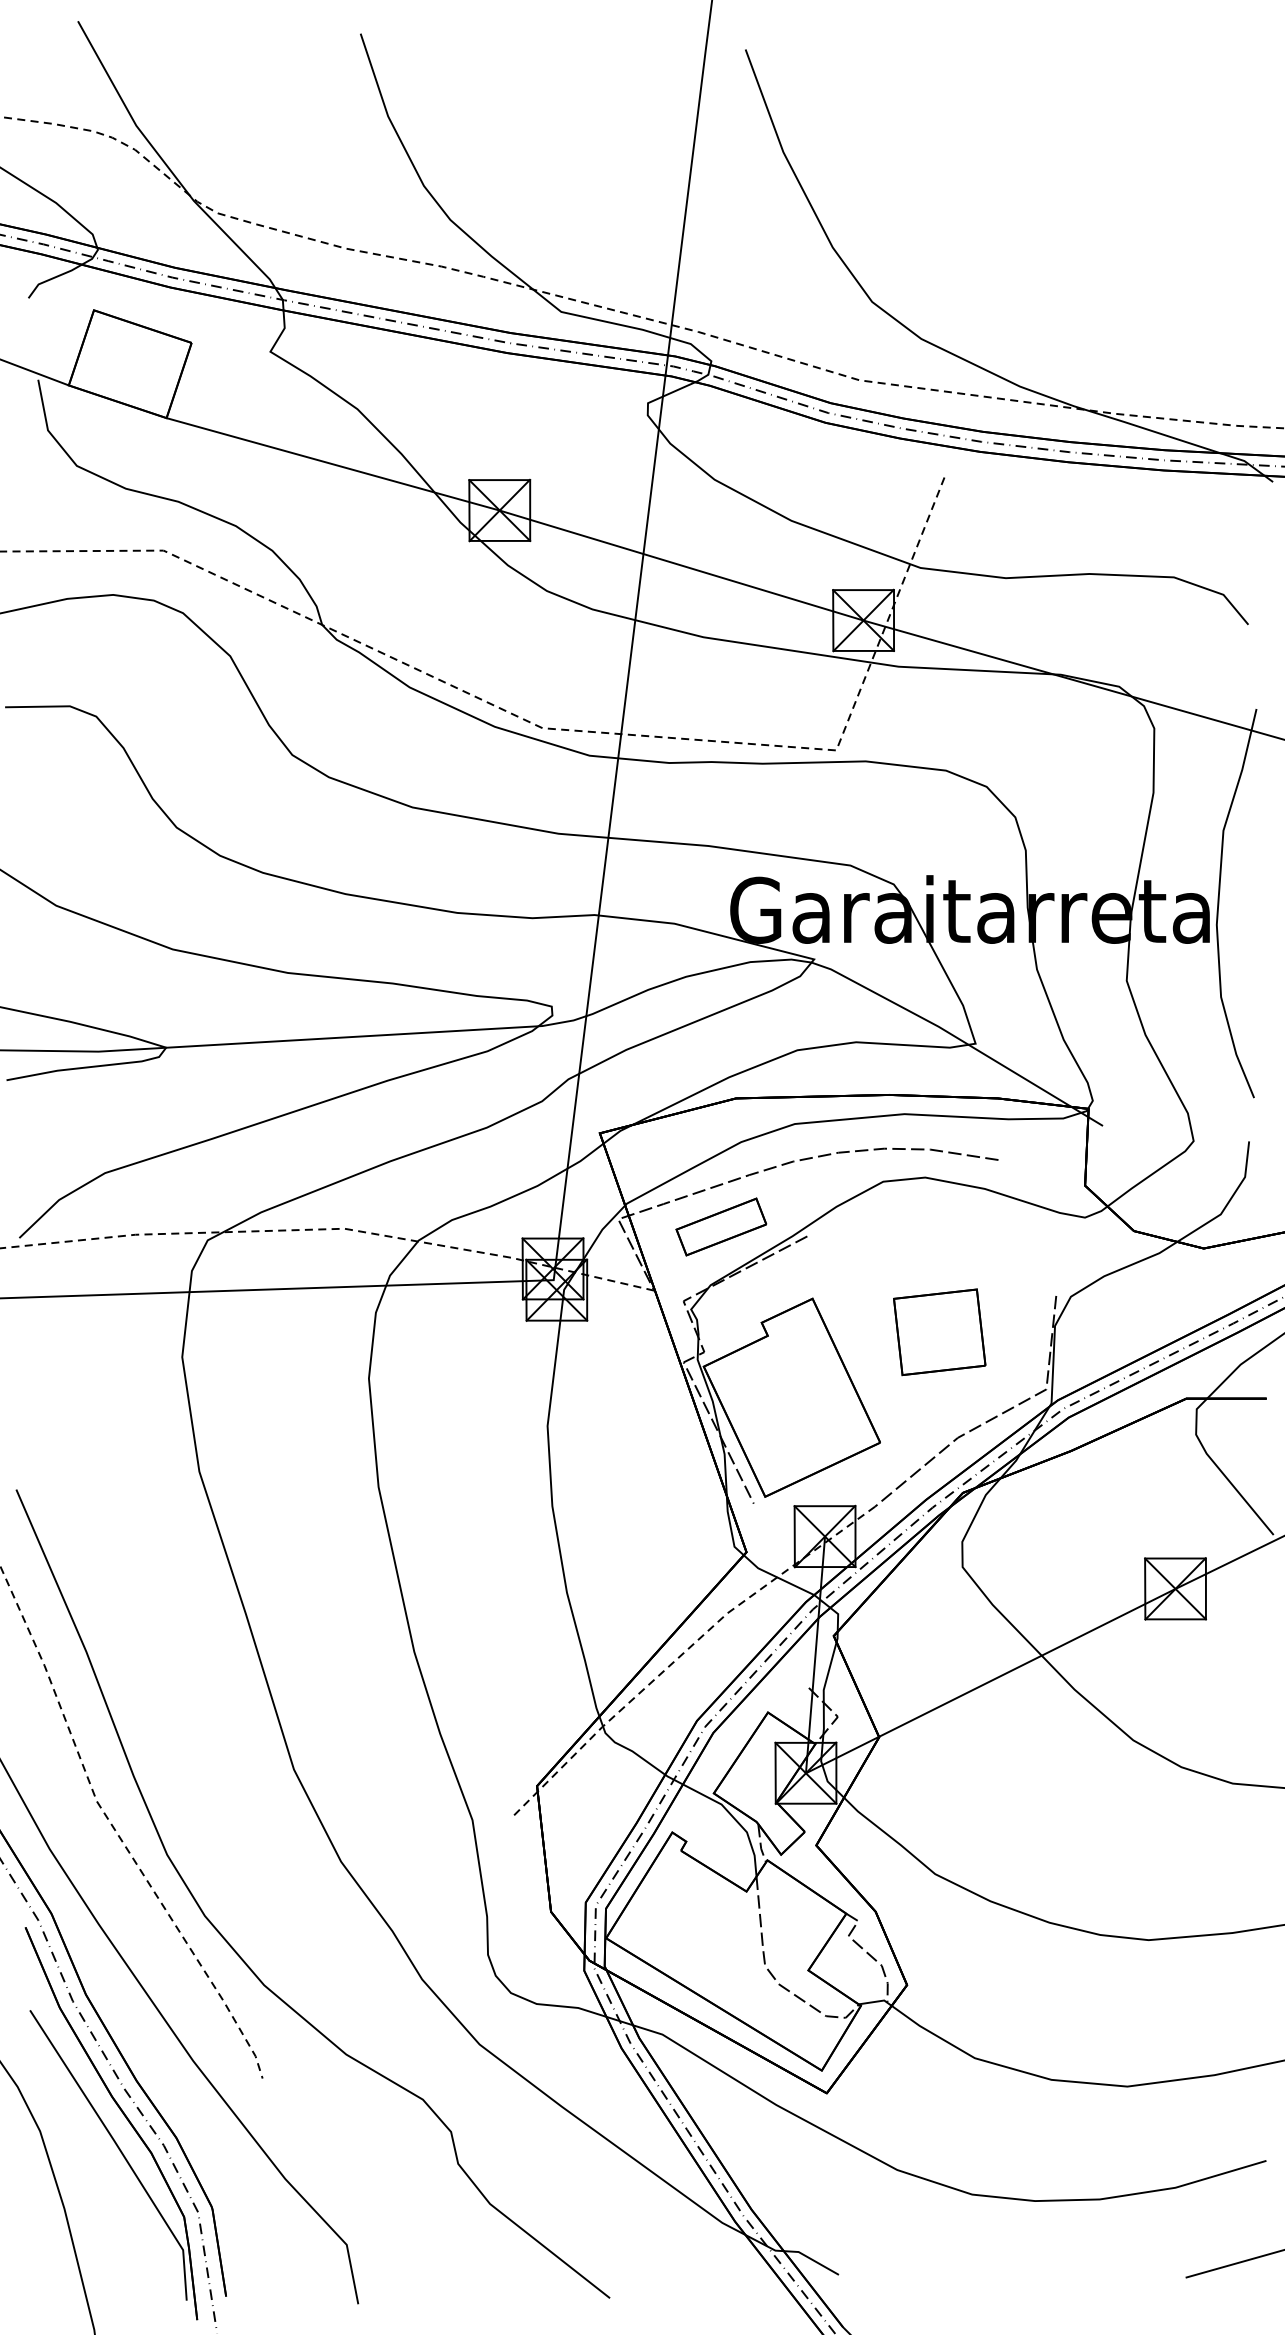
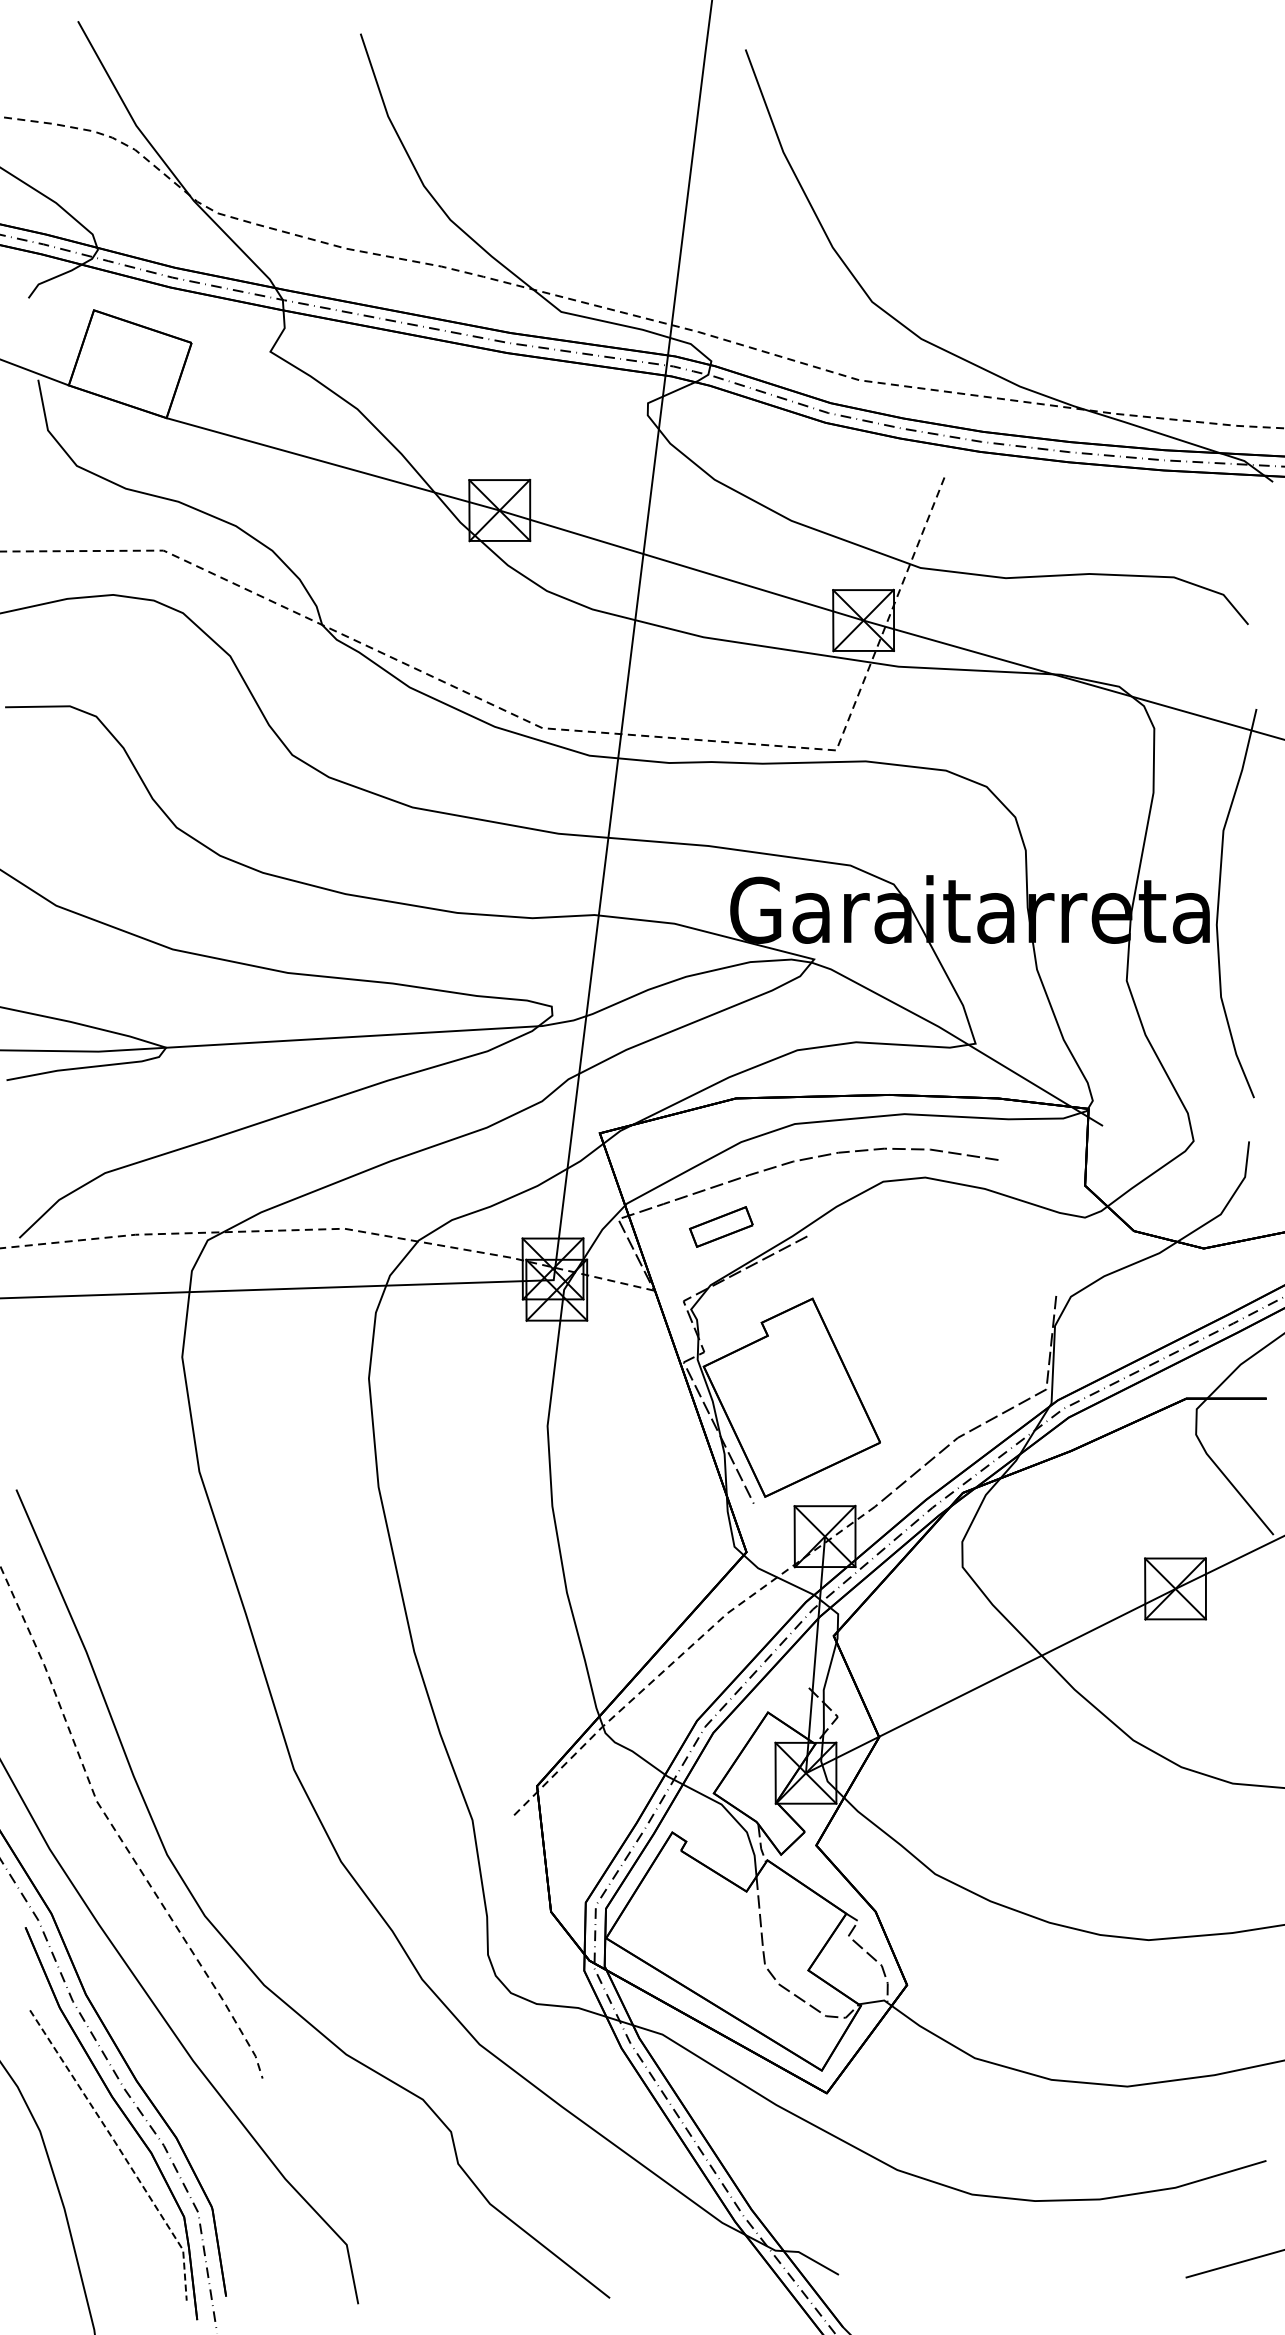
part size: 93x60 px -> 65x42 px (721, 1226)
part: present -> none (939, 1332)
line: solid -> dashed (121, 2151)
